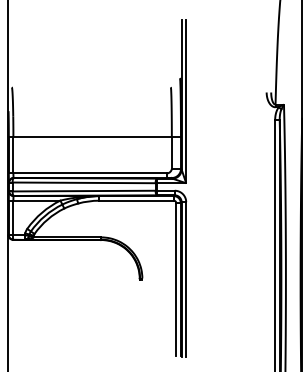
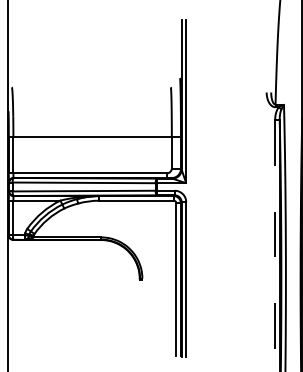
line: solid -> dashed (275, 246)
